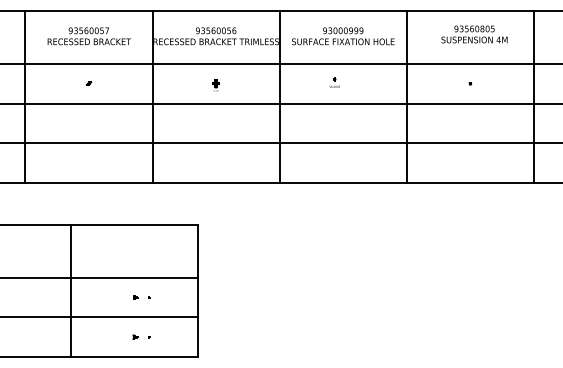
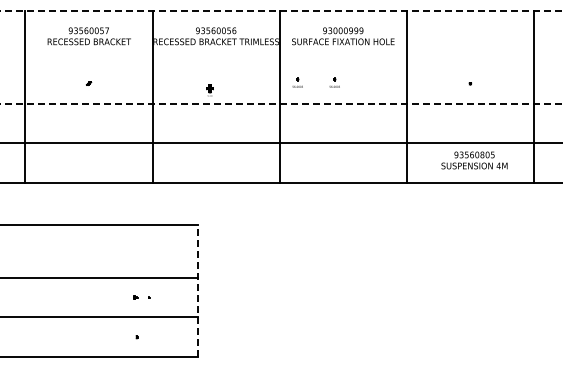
line: solid -> dashed (281, 10)
text position: (474, 34) -> (474, 160) (474, 160)
line: present -> none (280, 63)
part: none -> present (297, 82)
part position: (215, 85) -> (209, 90) (209, 90)
line: solid -> dashed (281, 103)
line: present -> none (70, 290)
line: solid -> dashed (197, 290)
part size: 19x6 px -> 4x5 px (136, 337)
